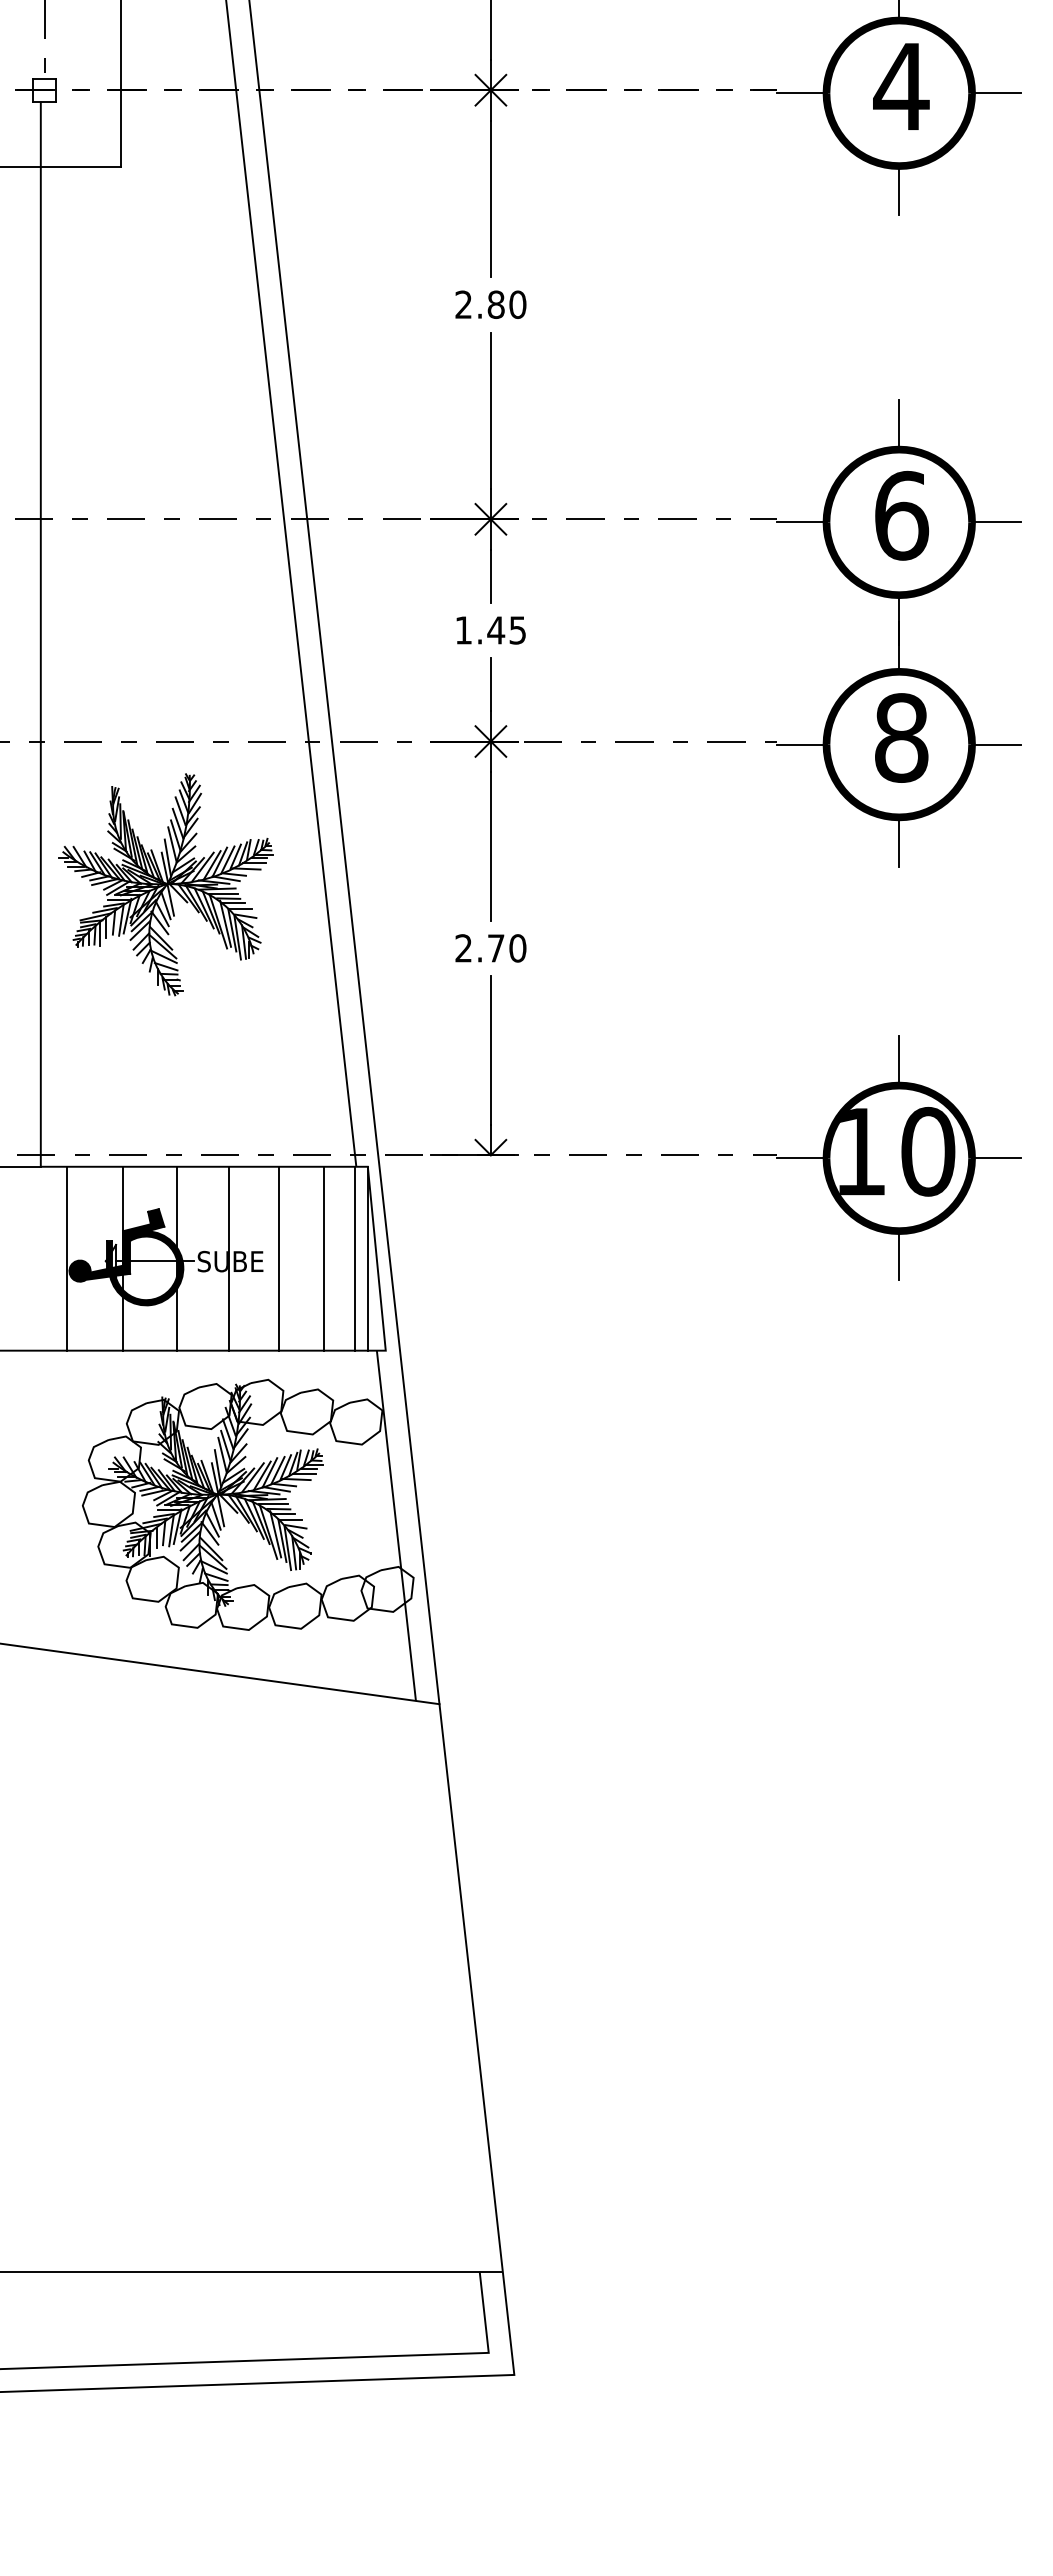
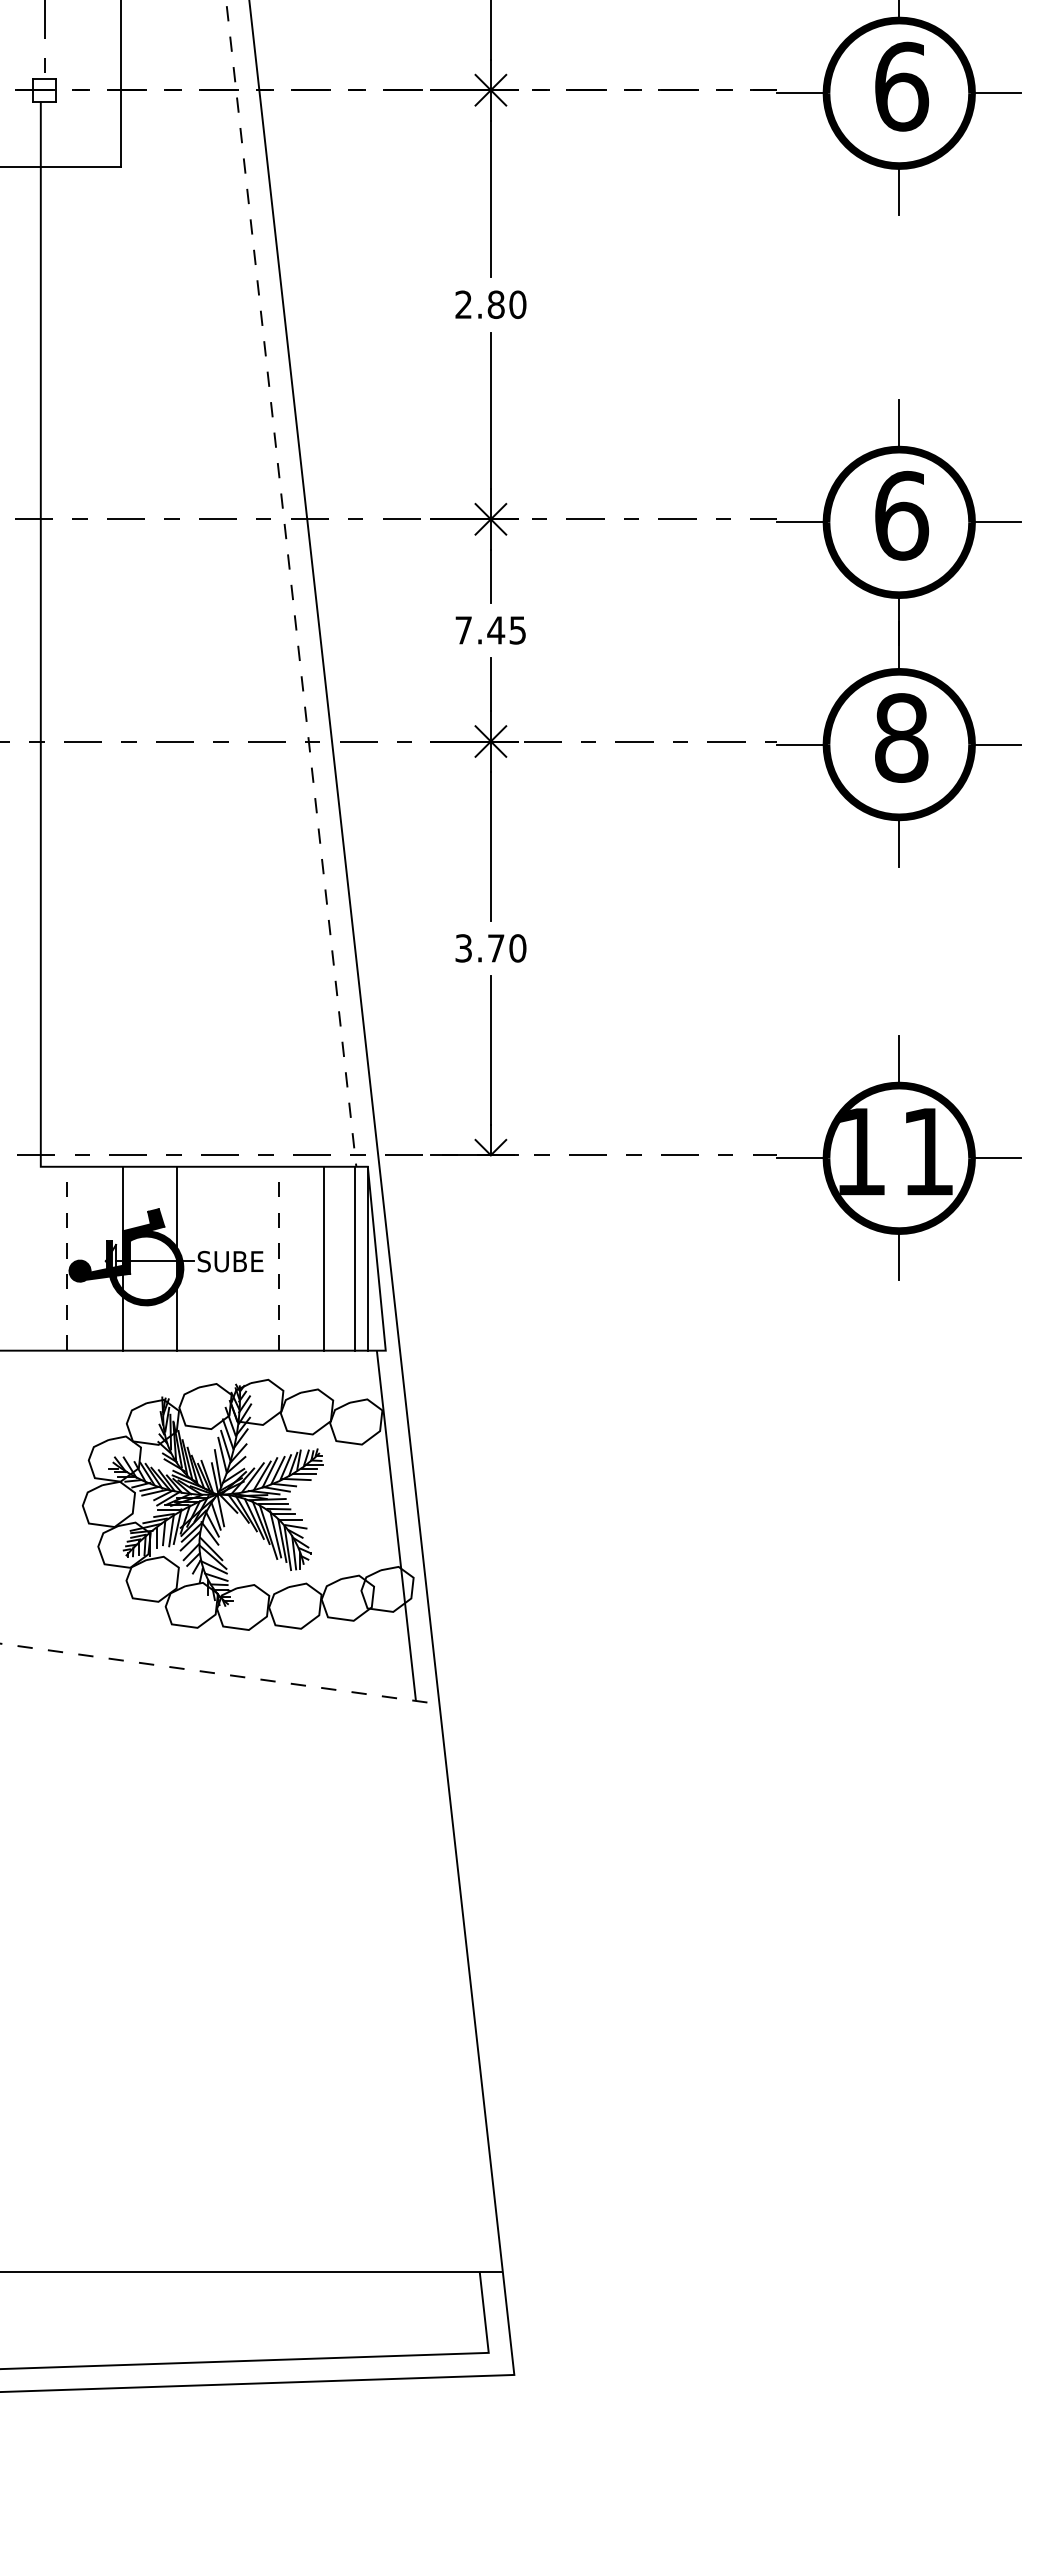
text: 4 -> 6 (901, 86)
line: solid -> dashed (291, 583)
text: 1.45 -> 7.45 (463, 630)
part: present -> none (165, 884)
text: 2.70 -> 3.70 (463, 948)
text: 10 -> 11 (928, 1151)
line: present -> none (21, 1166)
line: solid -> dashed (67, 1258)
line: present -> none (228, 1258)
line: solid -> dashed (278, 1258)
line: solid -> dashed (219, 1673)
